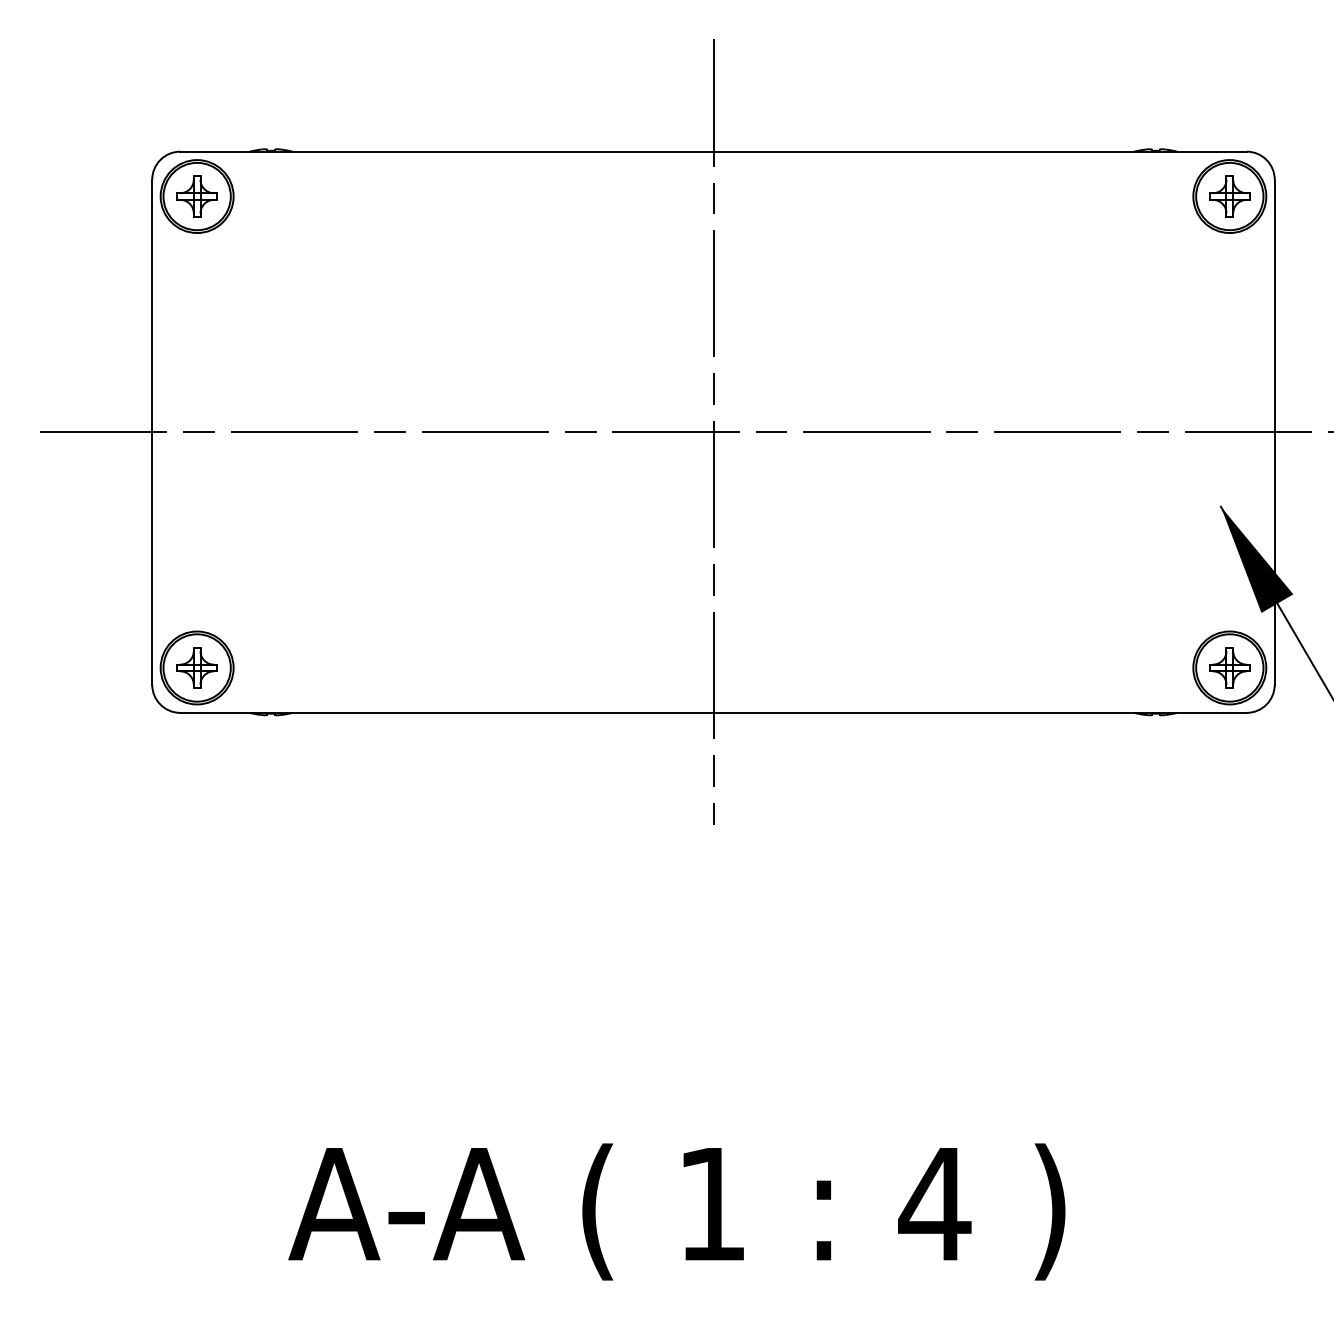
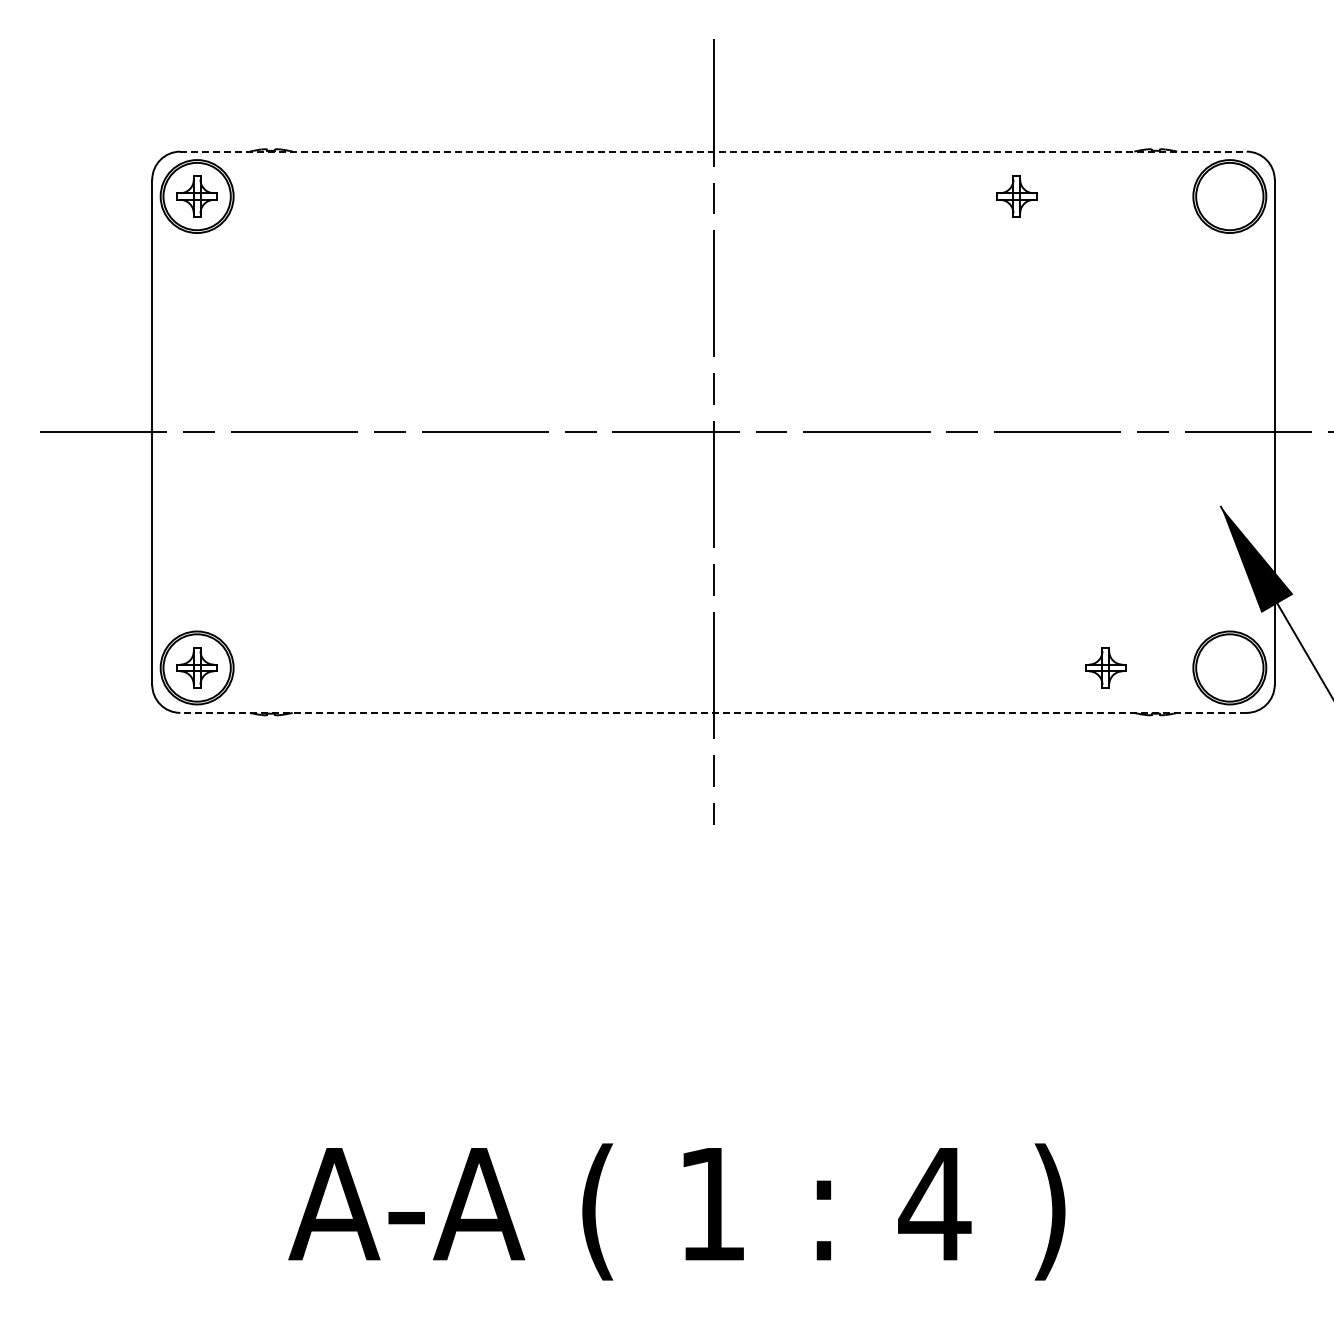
line: solid -> dashed (714, 151)
part position: (1229, 196) -> (1016, 196) (1016, 196)
part position: (1229, 667) -> (1105, 667) (1105, 667)
line: solid -> dashed (713, 712)
